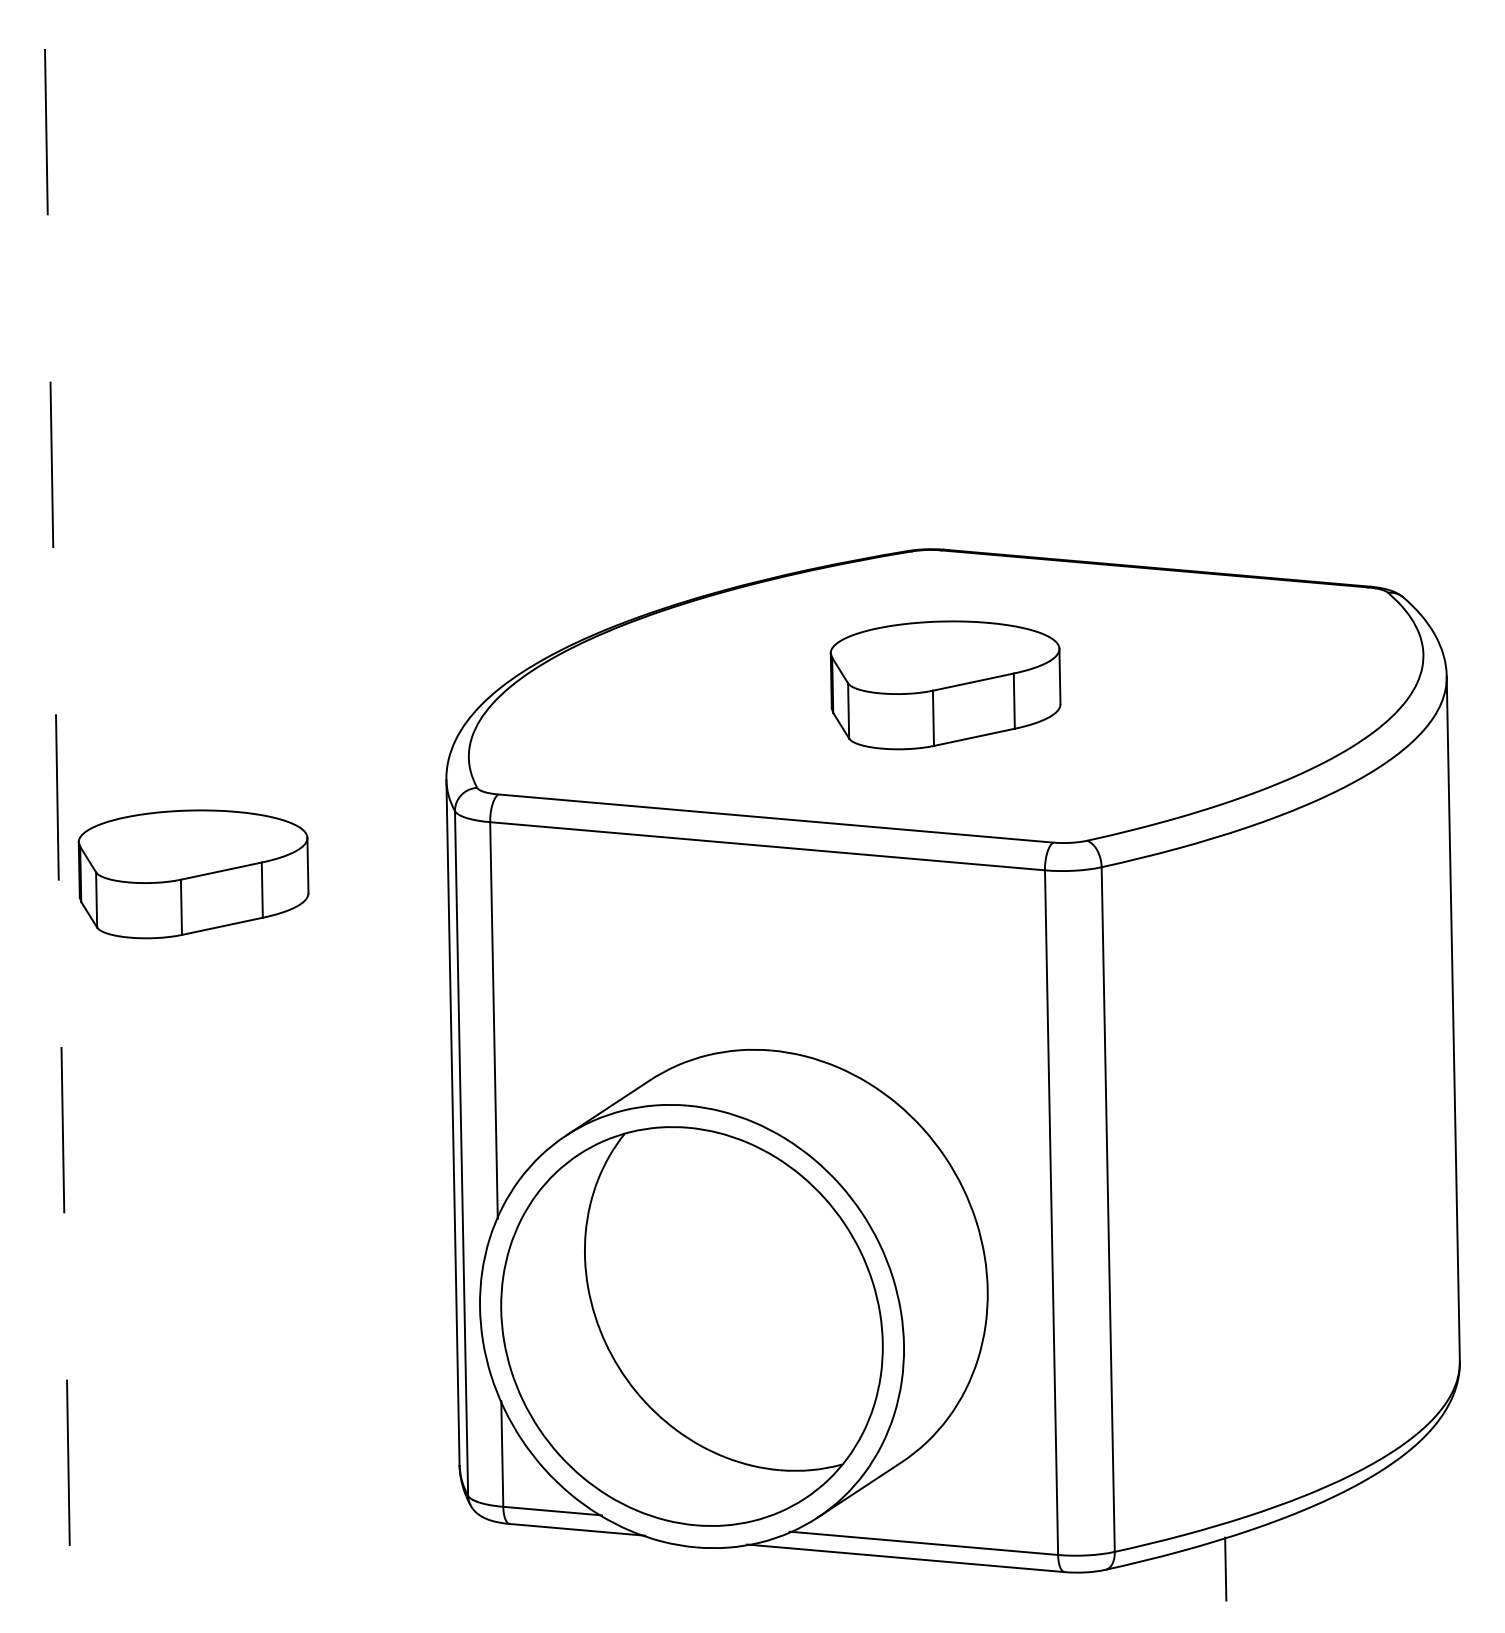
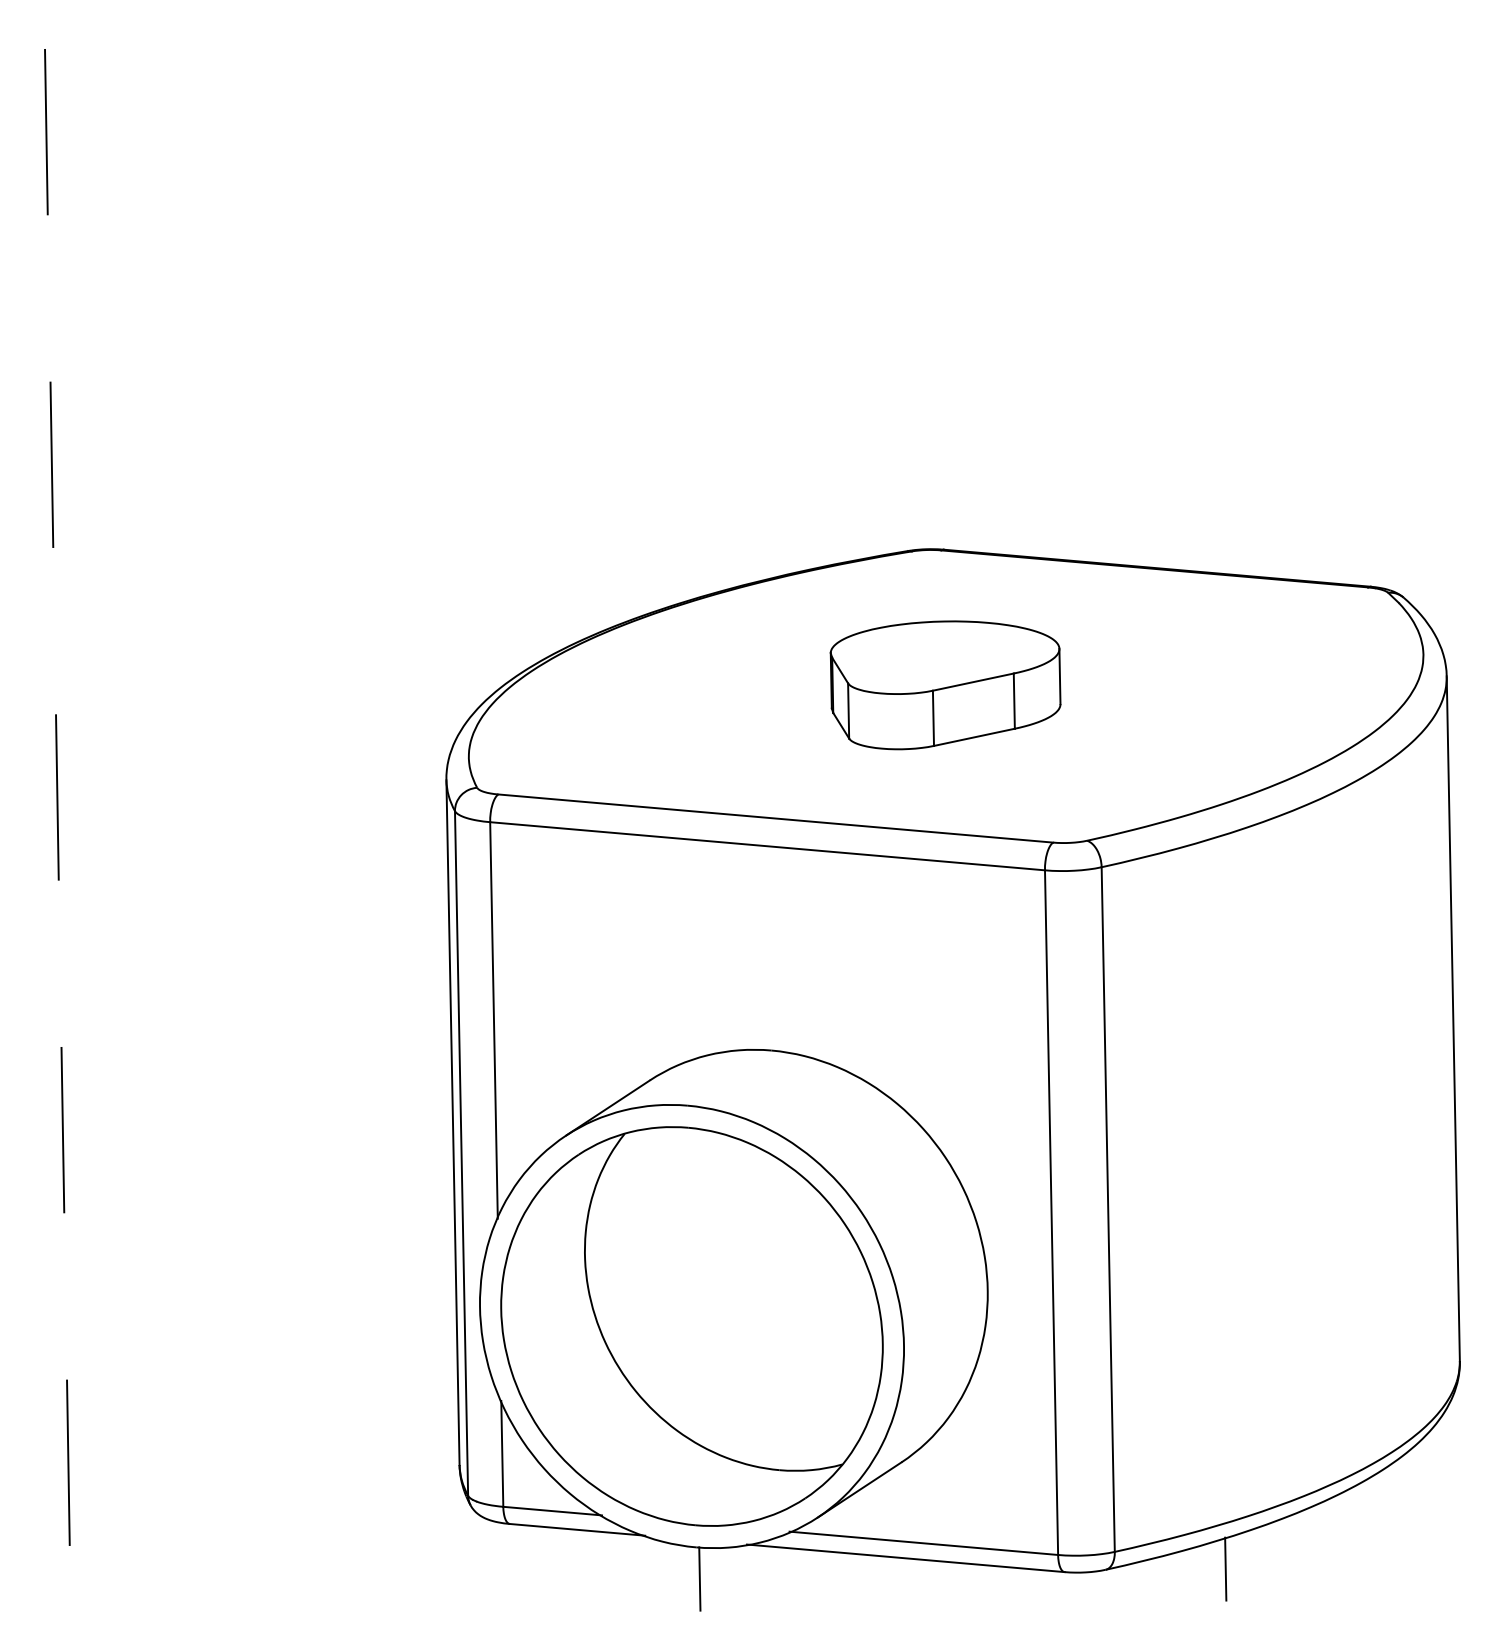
part: present -> none (193, 874)
line: none -> present (699, 1578)
